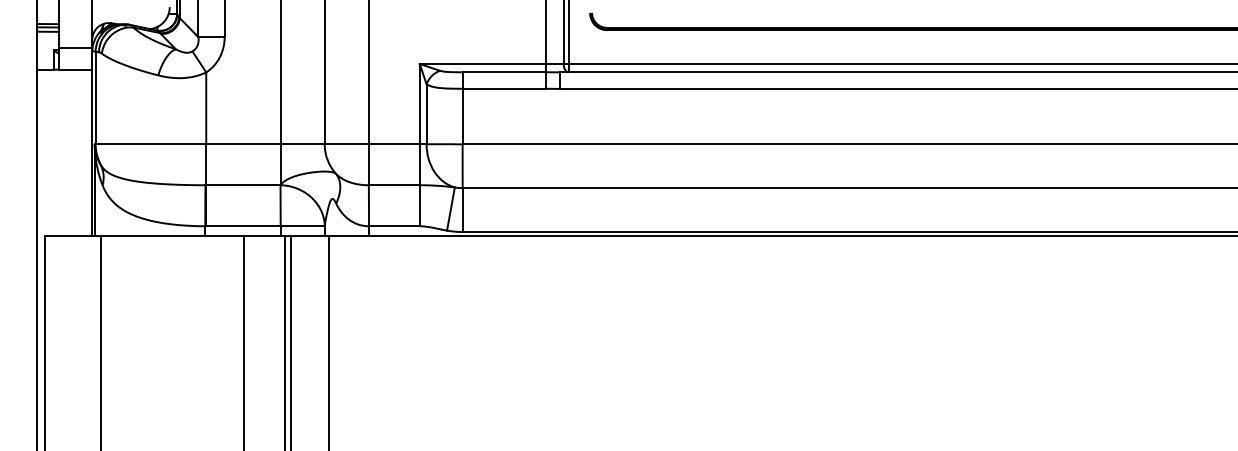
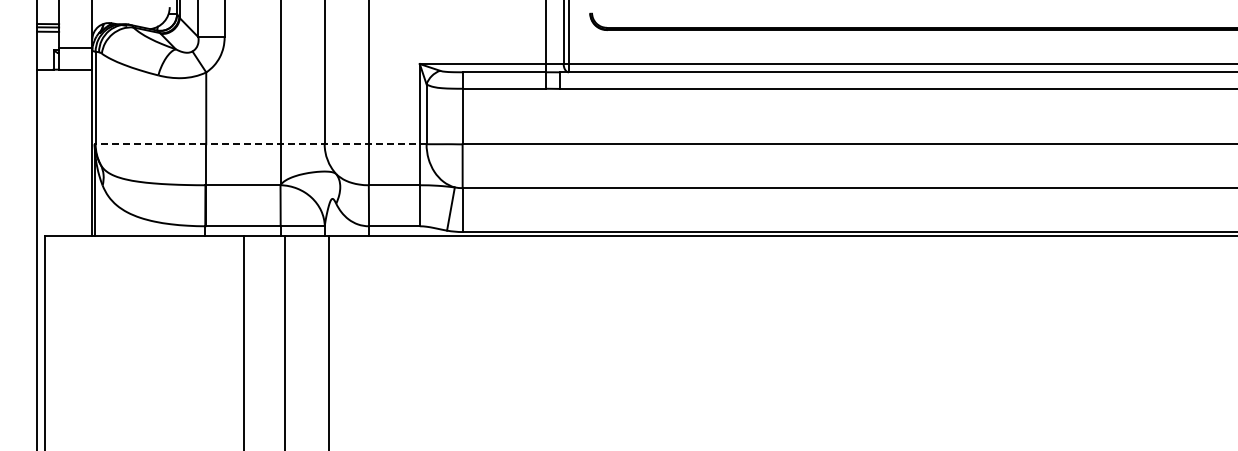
line: solid -> dashed (260, 144)
line: present -> none (100, 341)
line: present -> none (291, 341)
